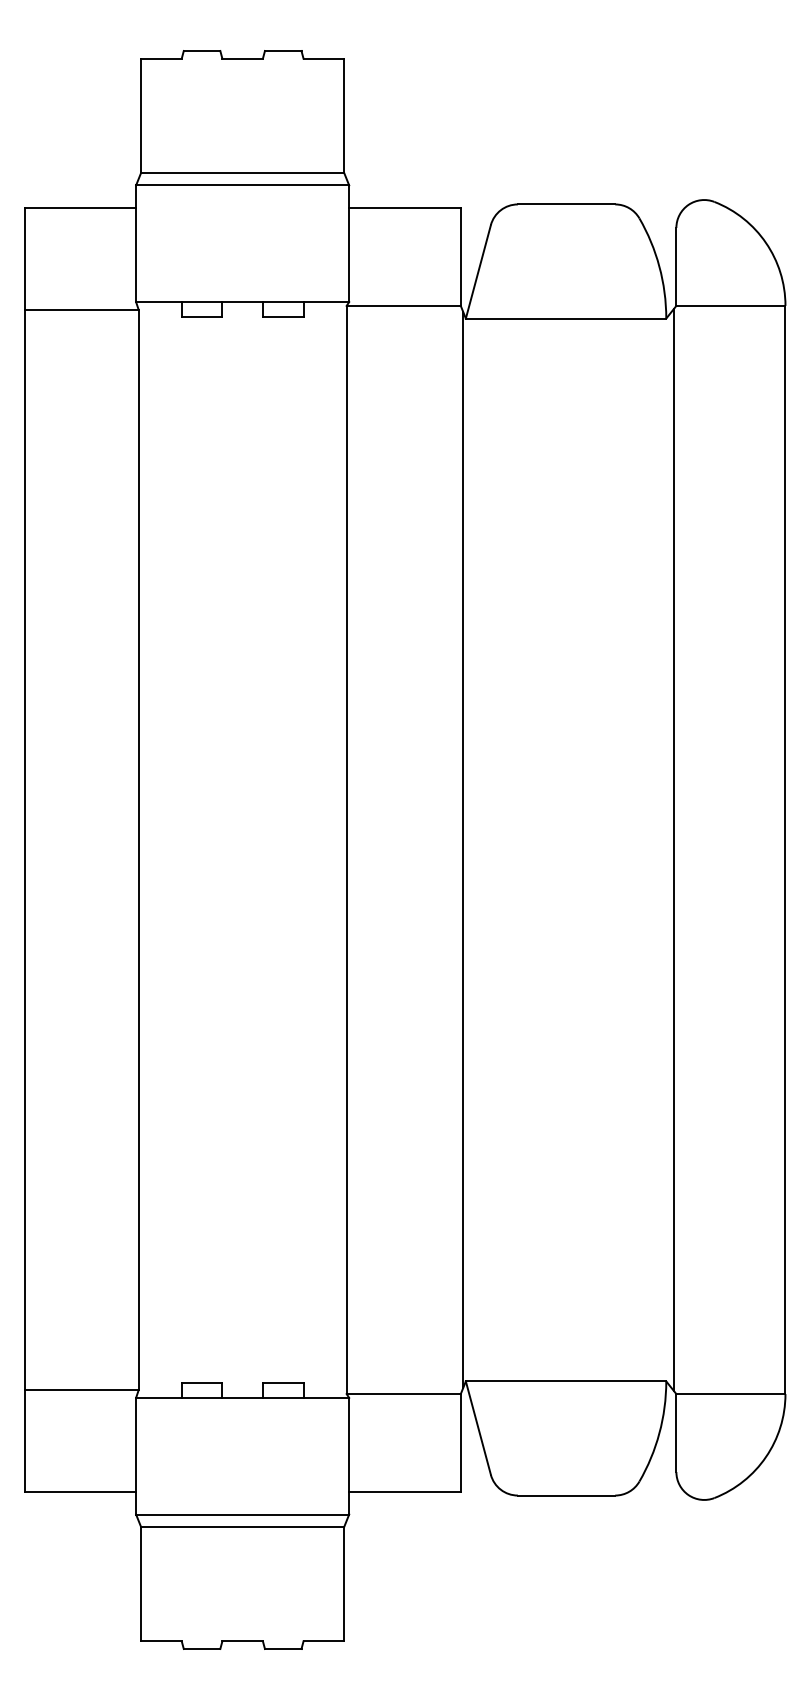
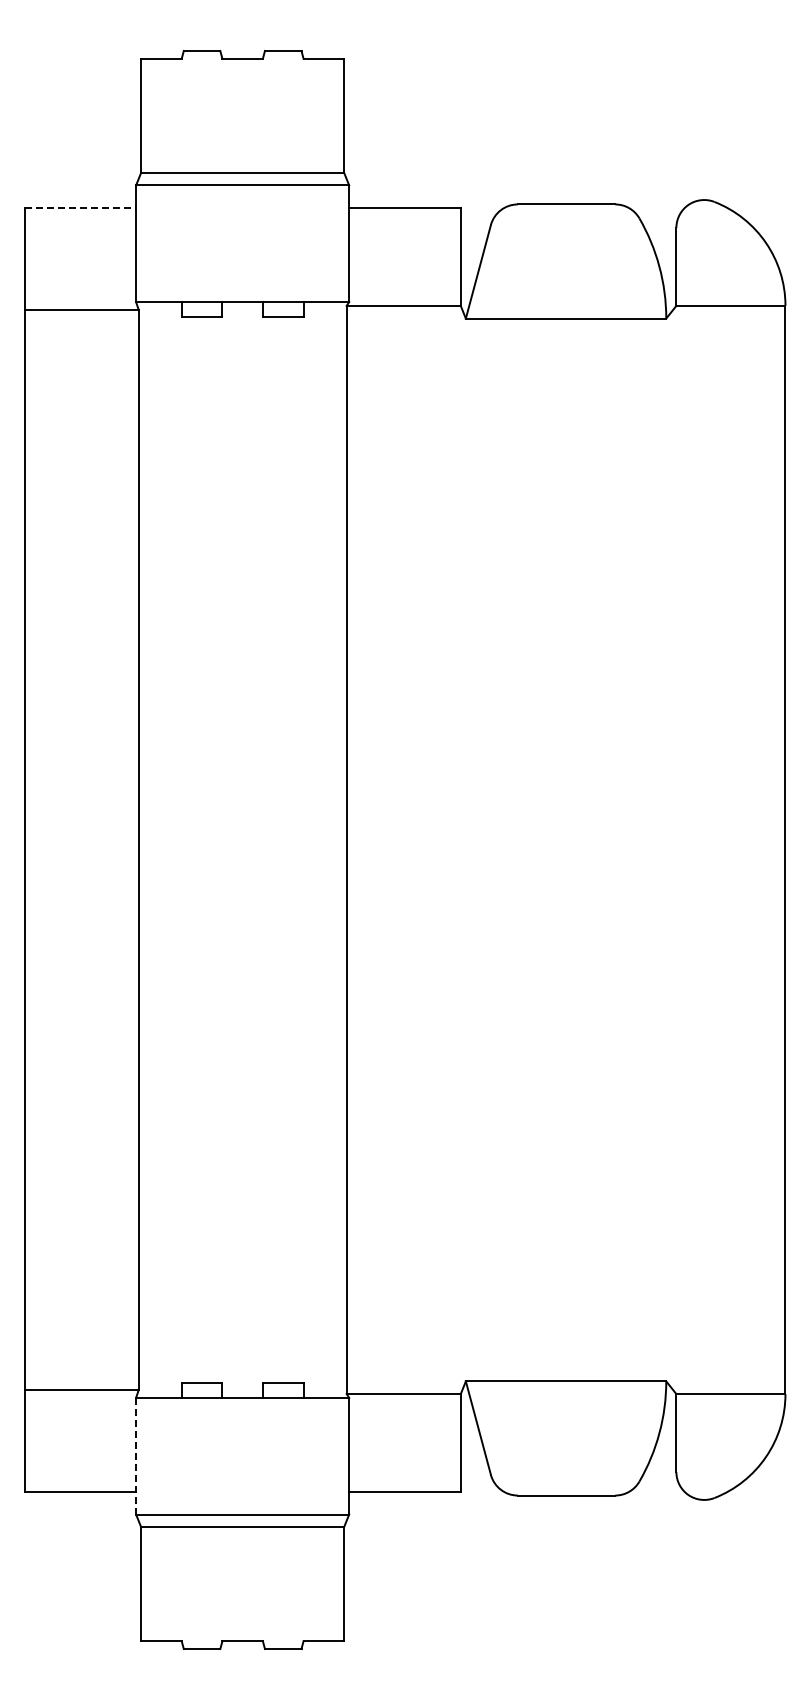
line: solid -> dashed (80, 208)
line: present -> none (463, 849)
line: present -> none (673, 849)
line: solid -> dashed (136, 1456)
